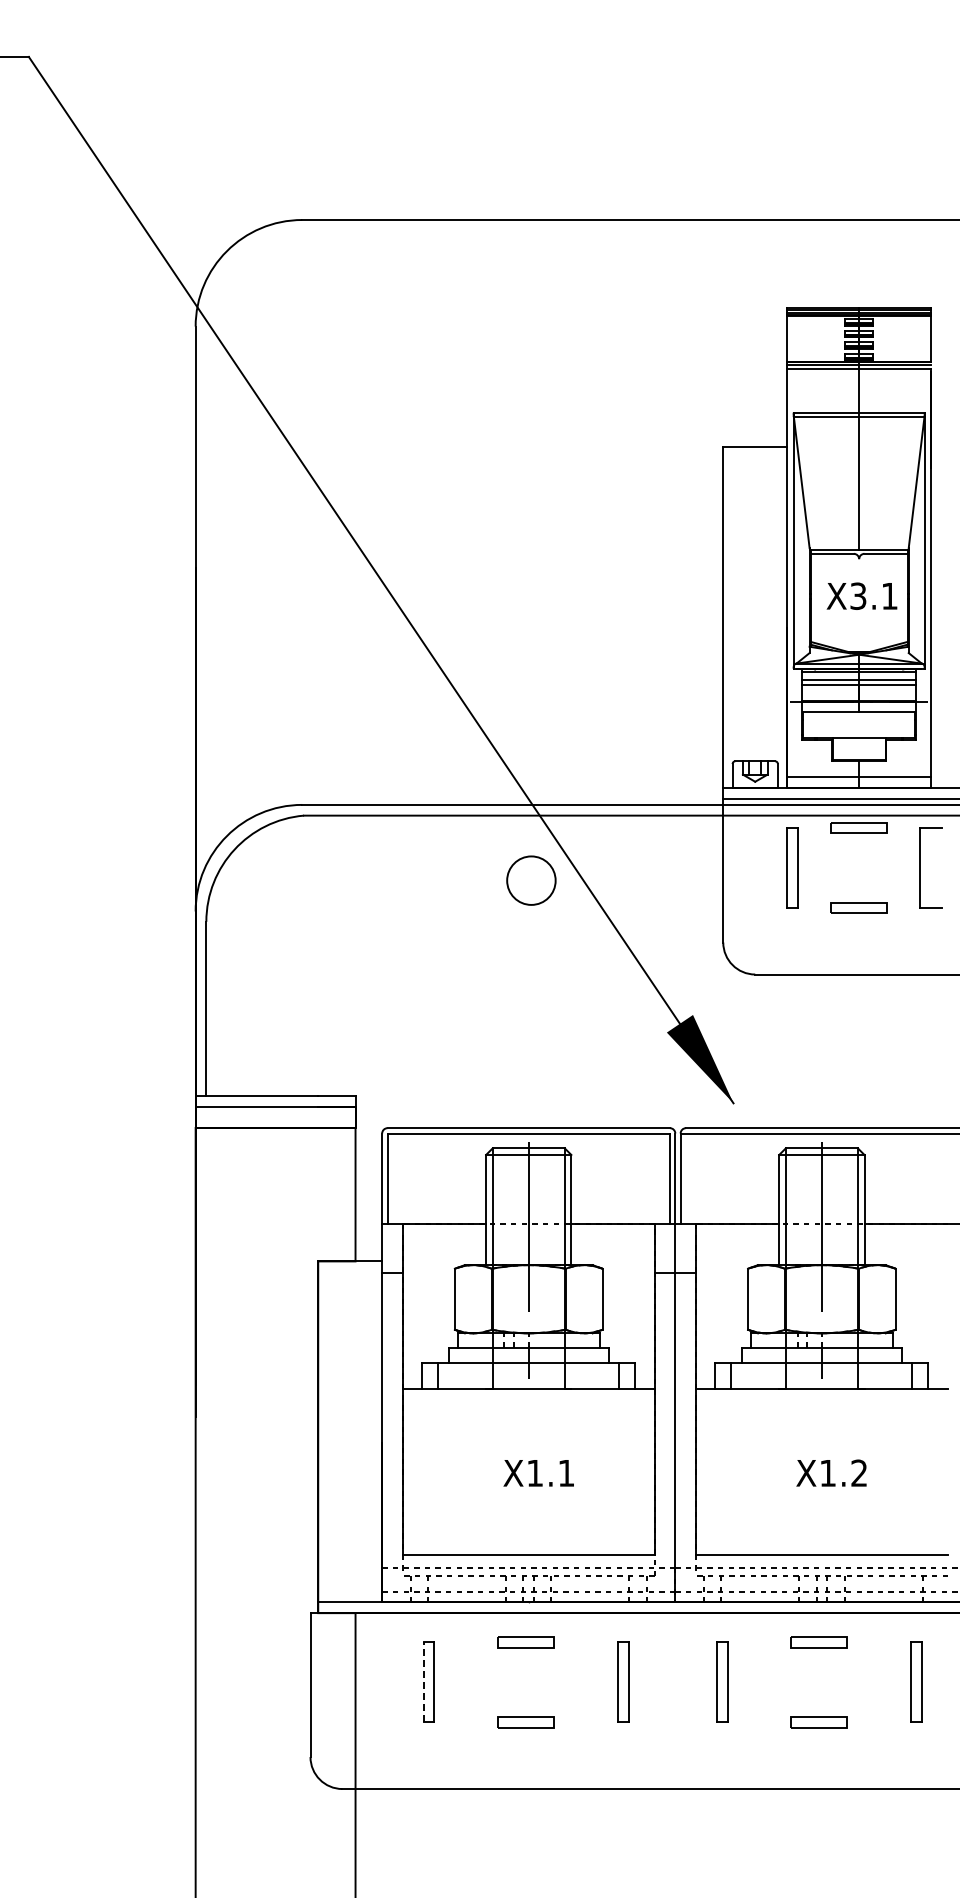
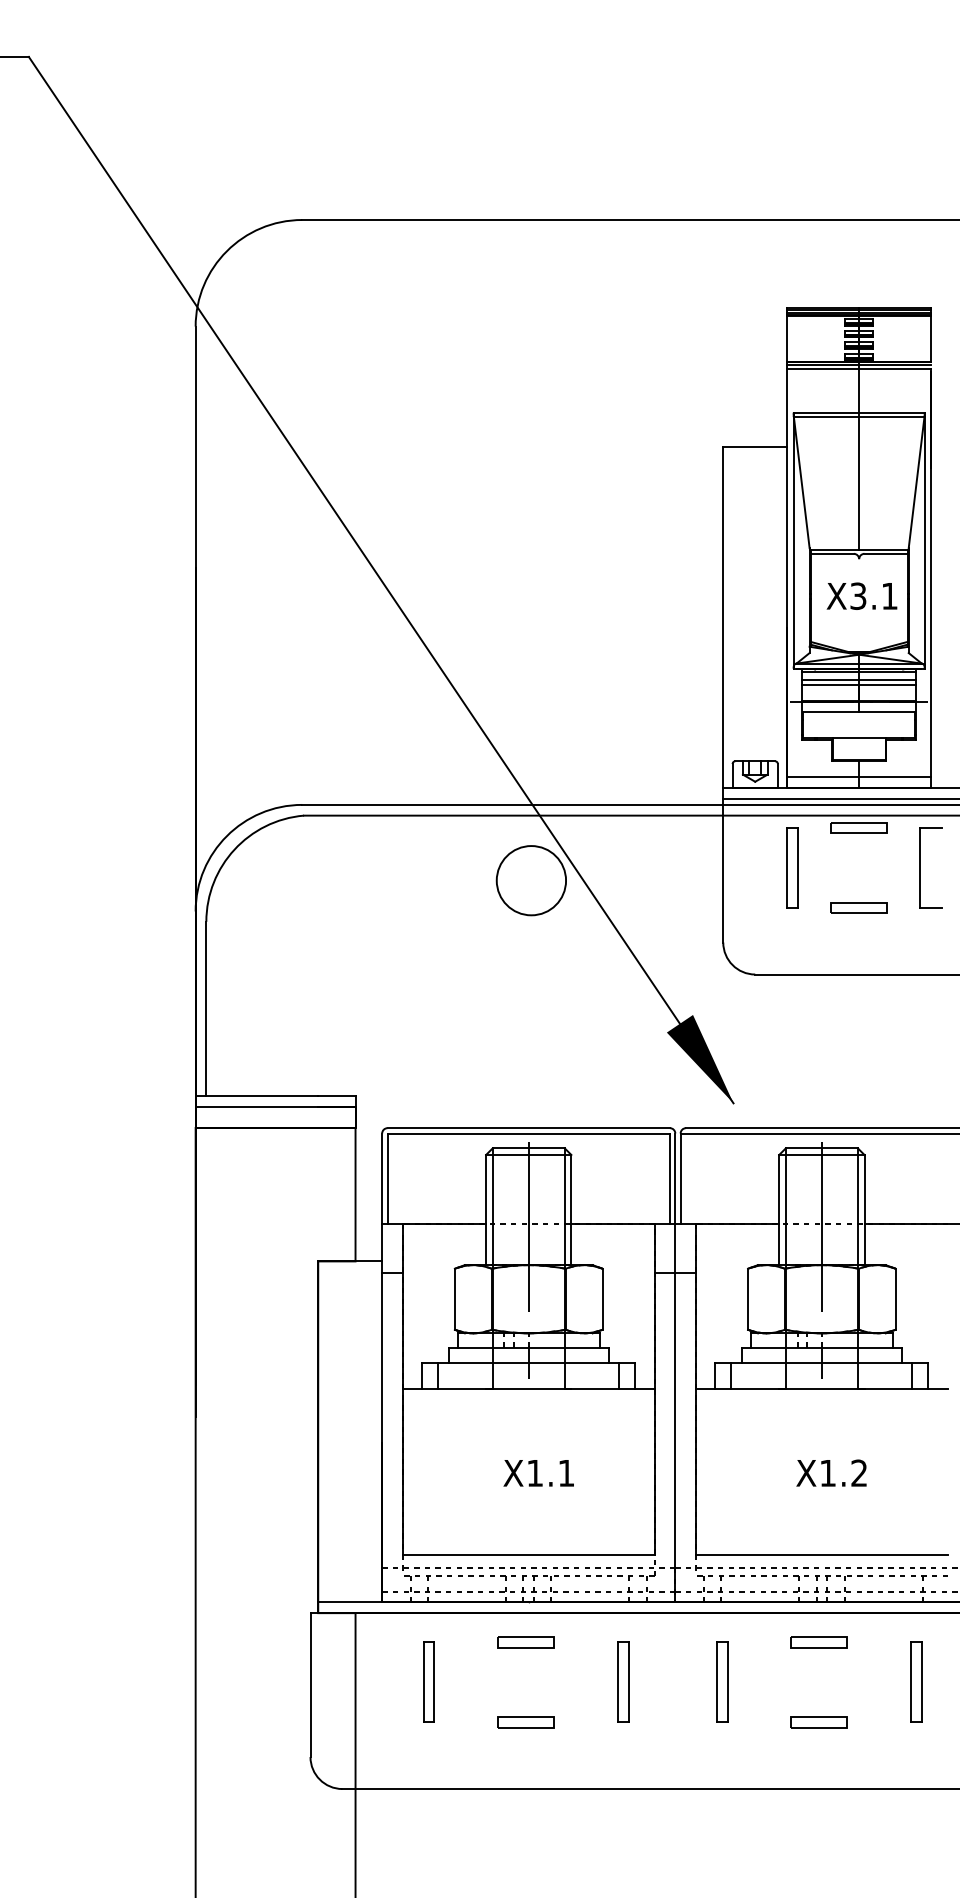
circle diameter: 48 px -> 69 px (531, 880)
line: dashed -> solid (423, 1682)
